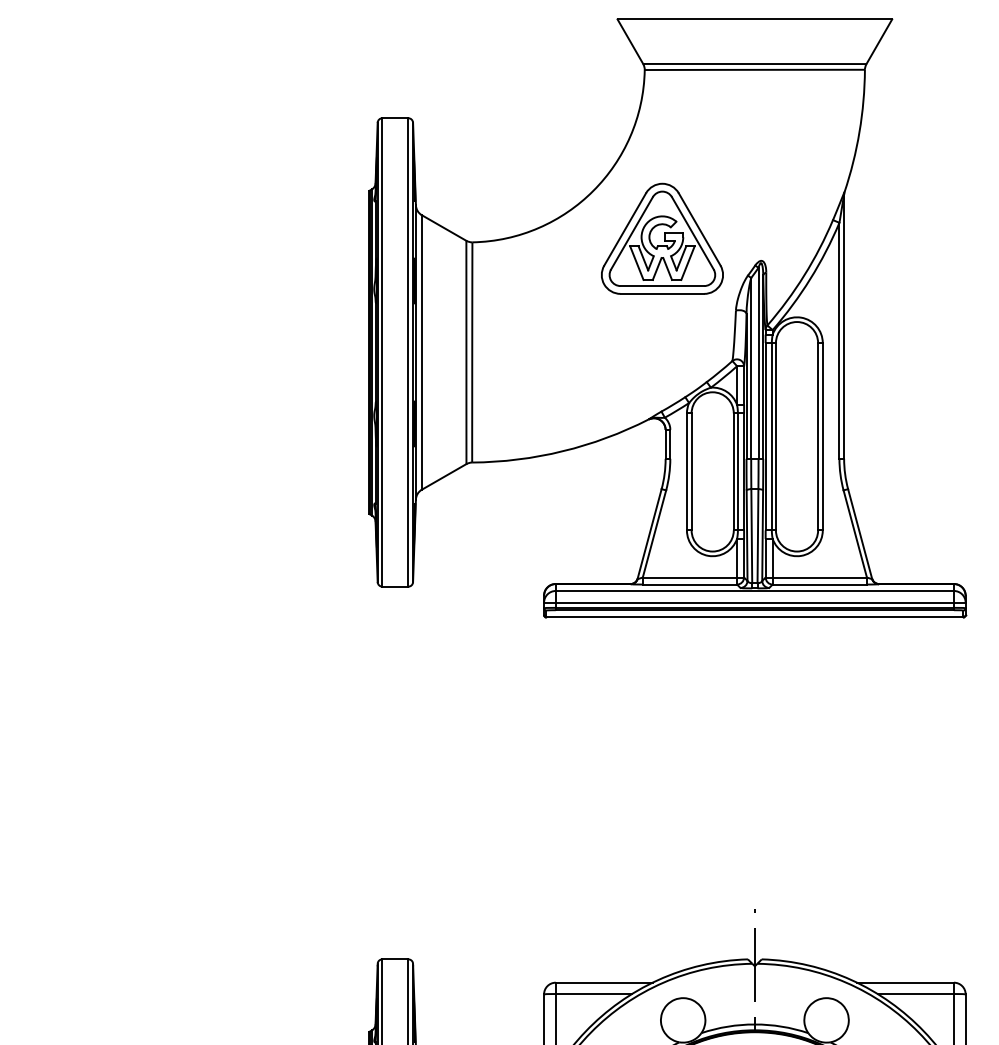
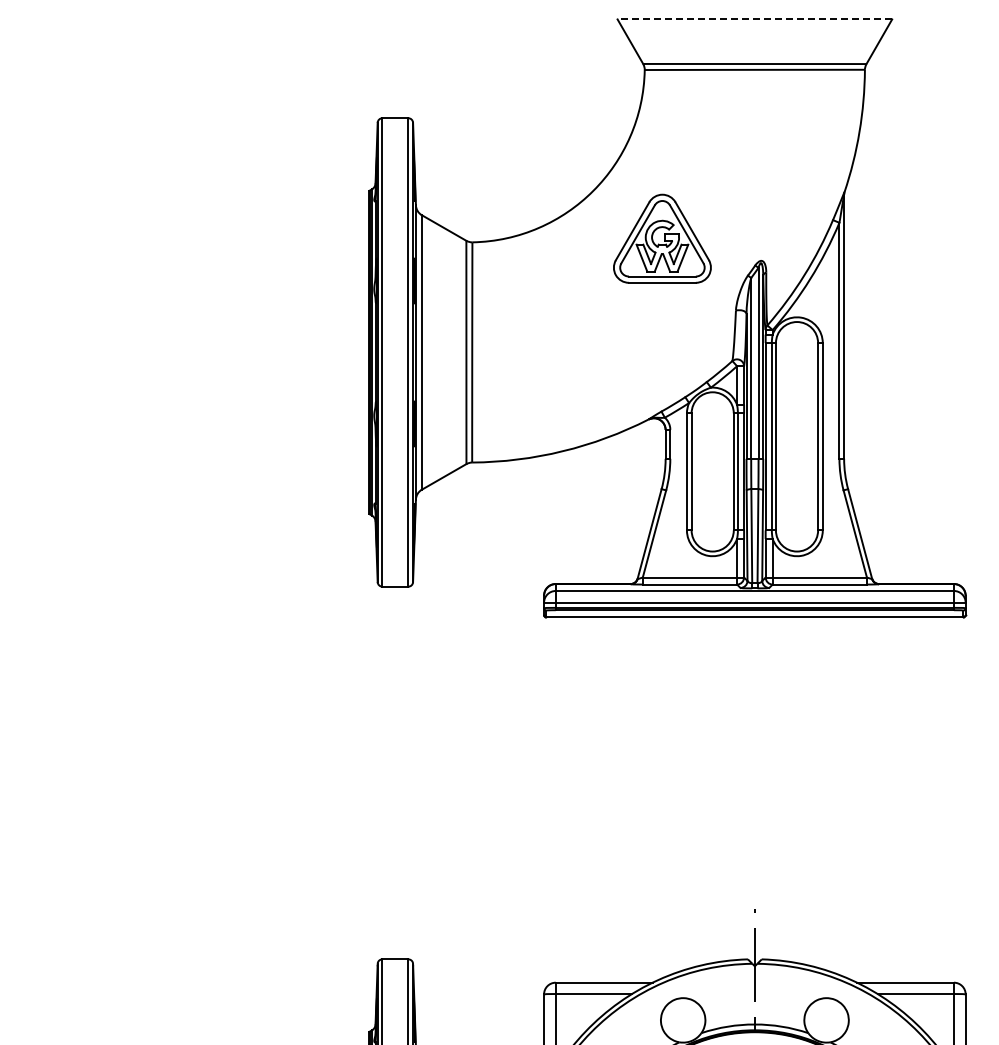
line: solid -> dashed (754, 19)
part size: 123x113 px -> 99x91 px (662, 238)
